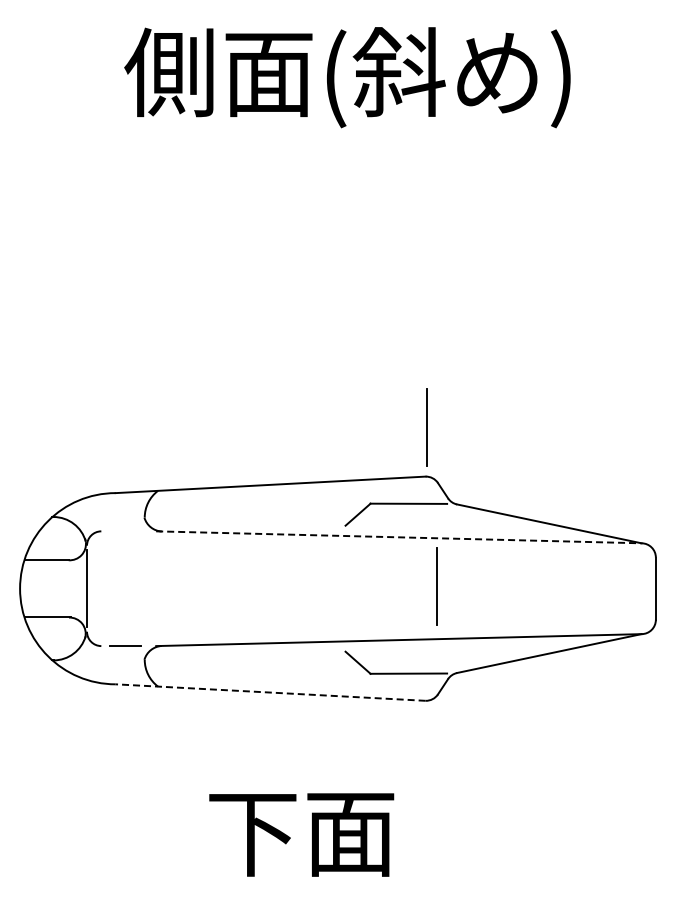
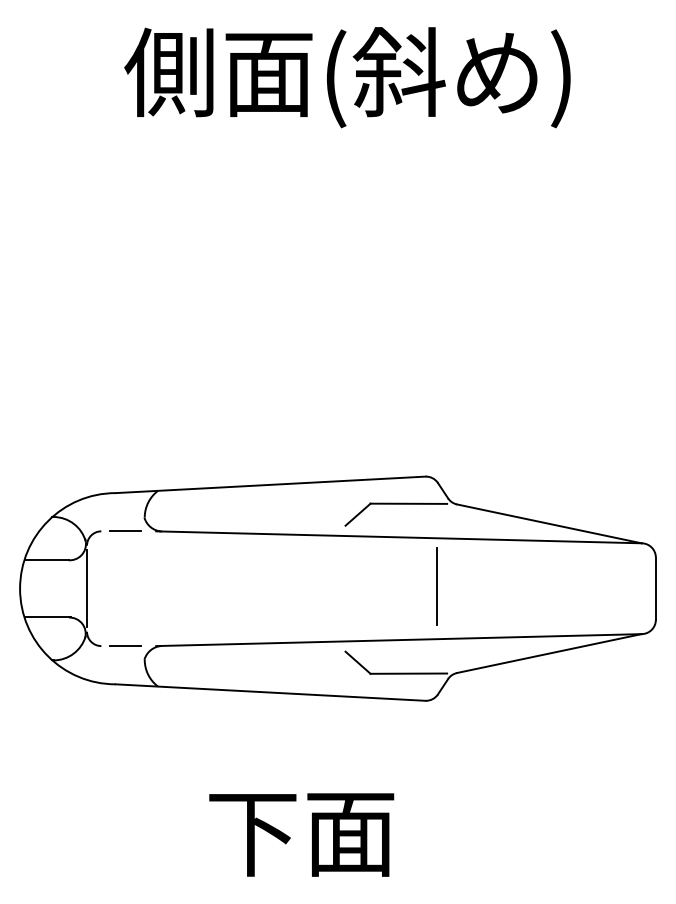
line: present -> none (426, 427)
line: none -> present (125, 531)
line: dashed -> solid (398, 537)
line: dashed -> solid (270, 692)
